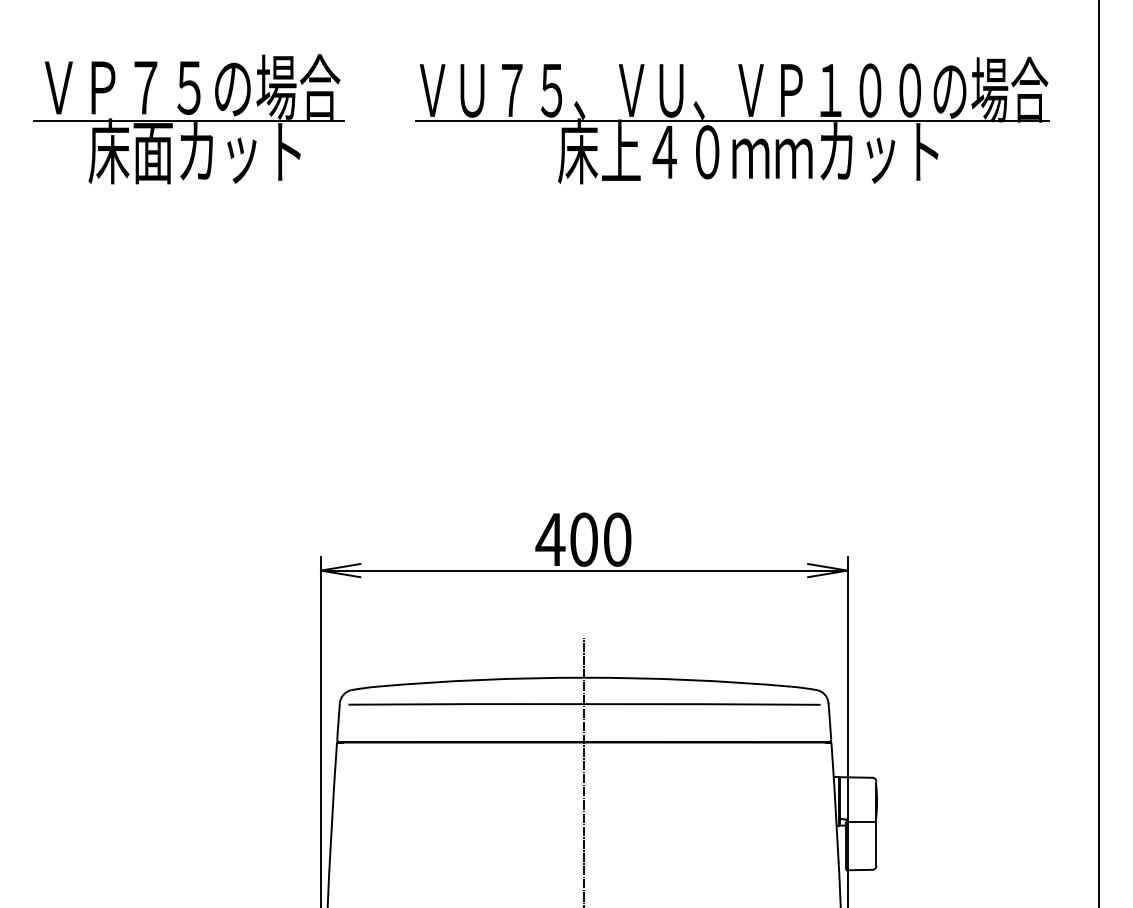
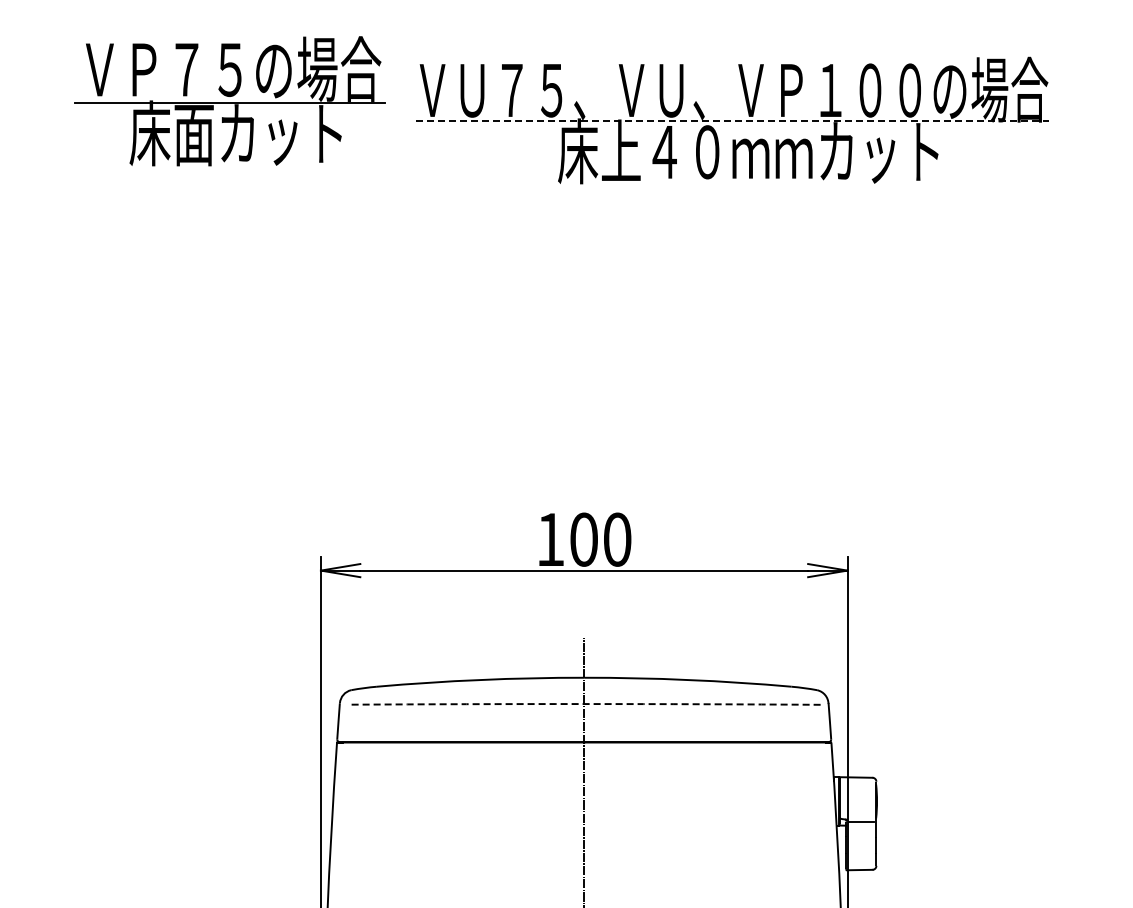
part position: (188, 119) -> (229, 101) (229, 101)
line: solid -> dashed (733, 121)
line: present -> none (1099, 453)
text: 400 -> 100 (550, 539)
arc: solid -> dashed (584, 704)
